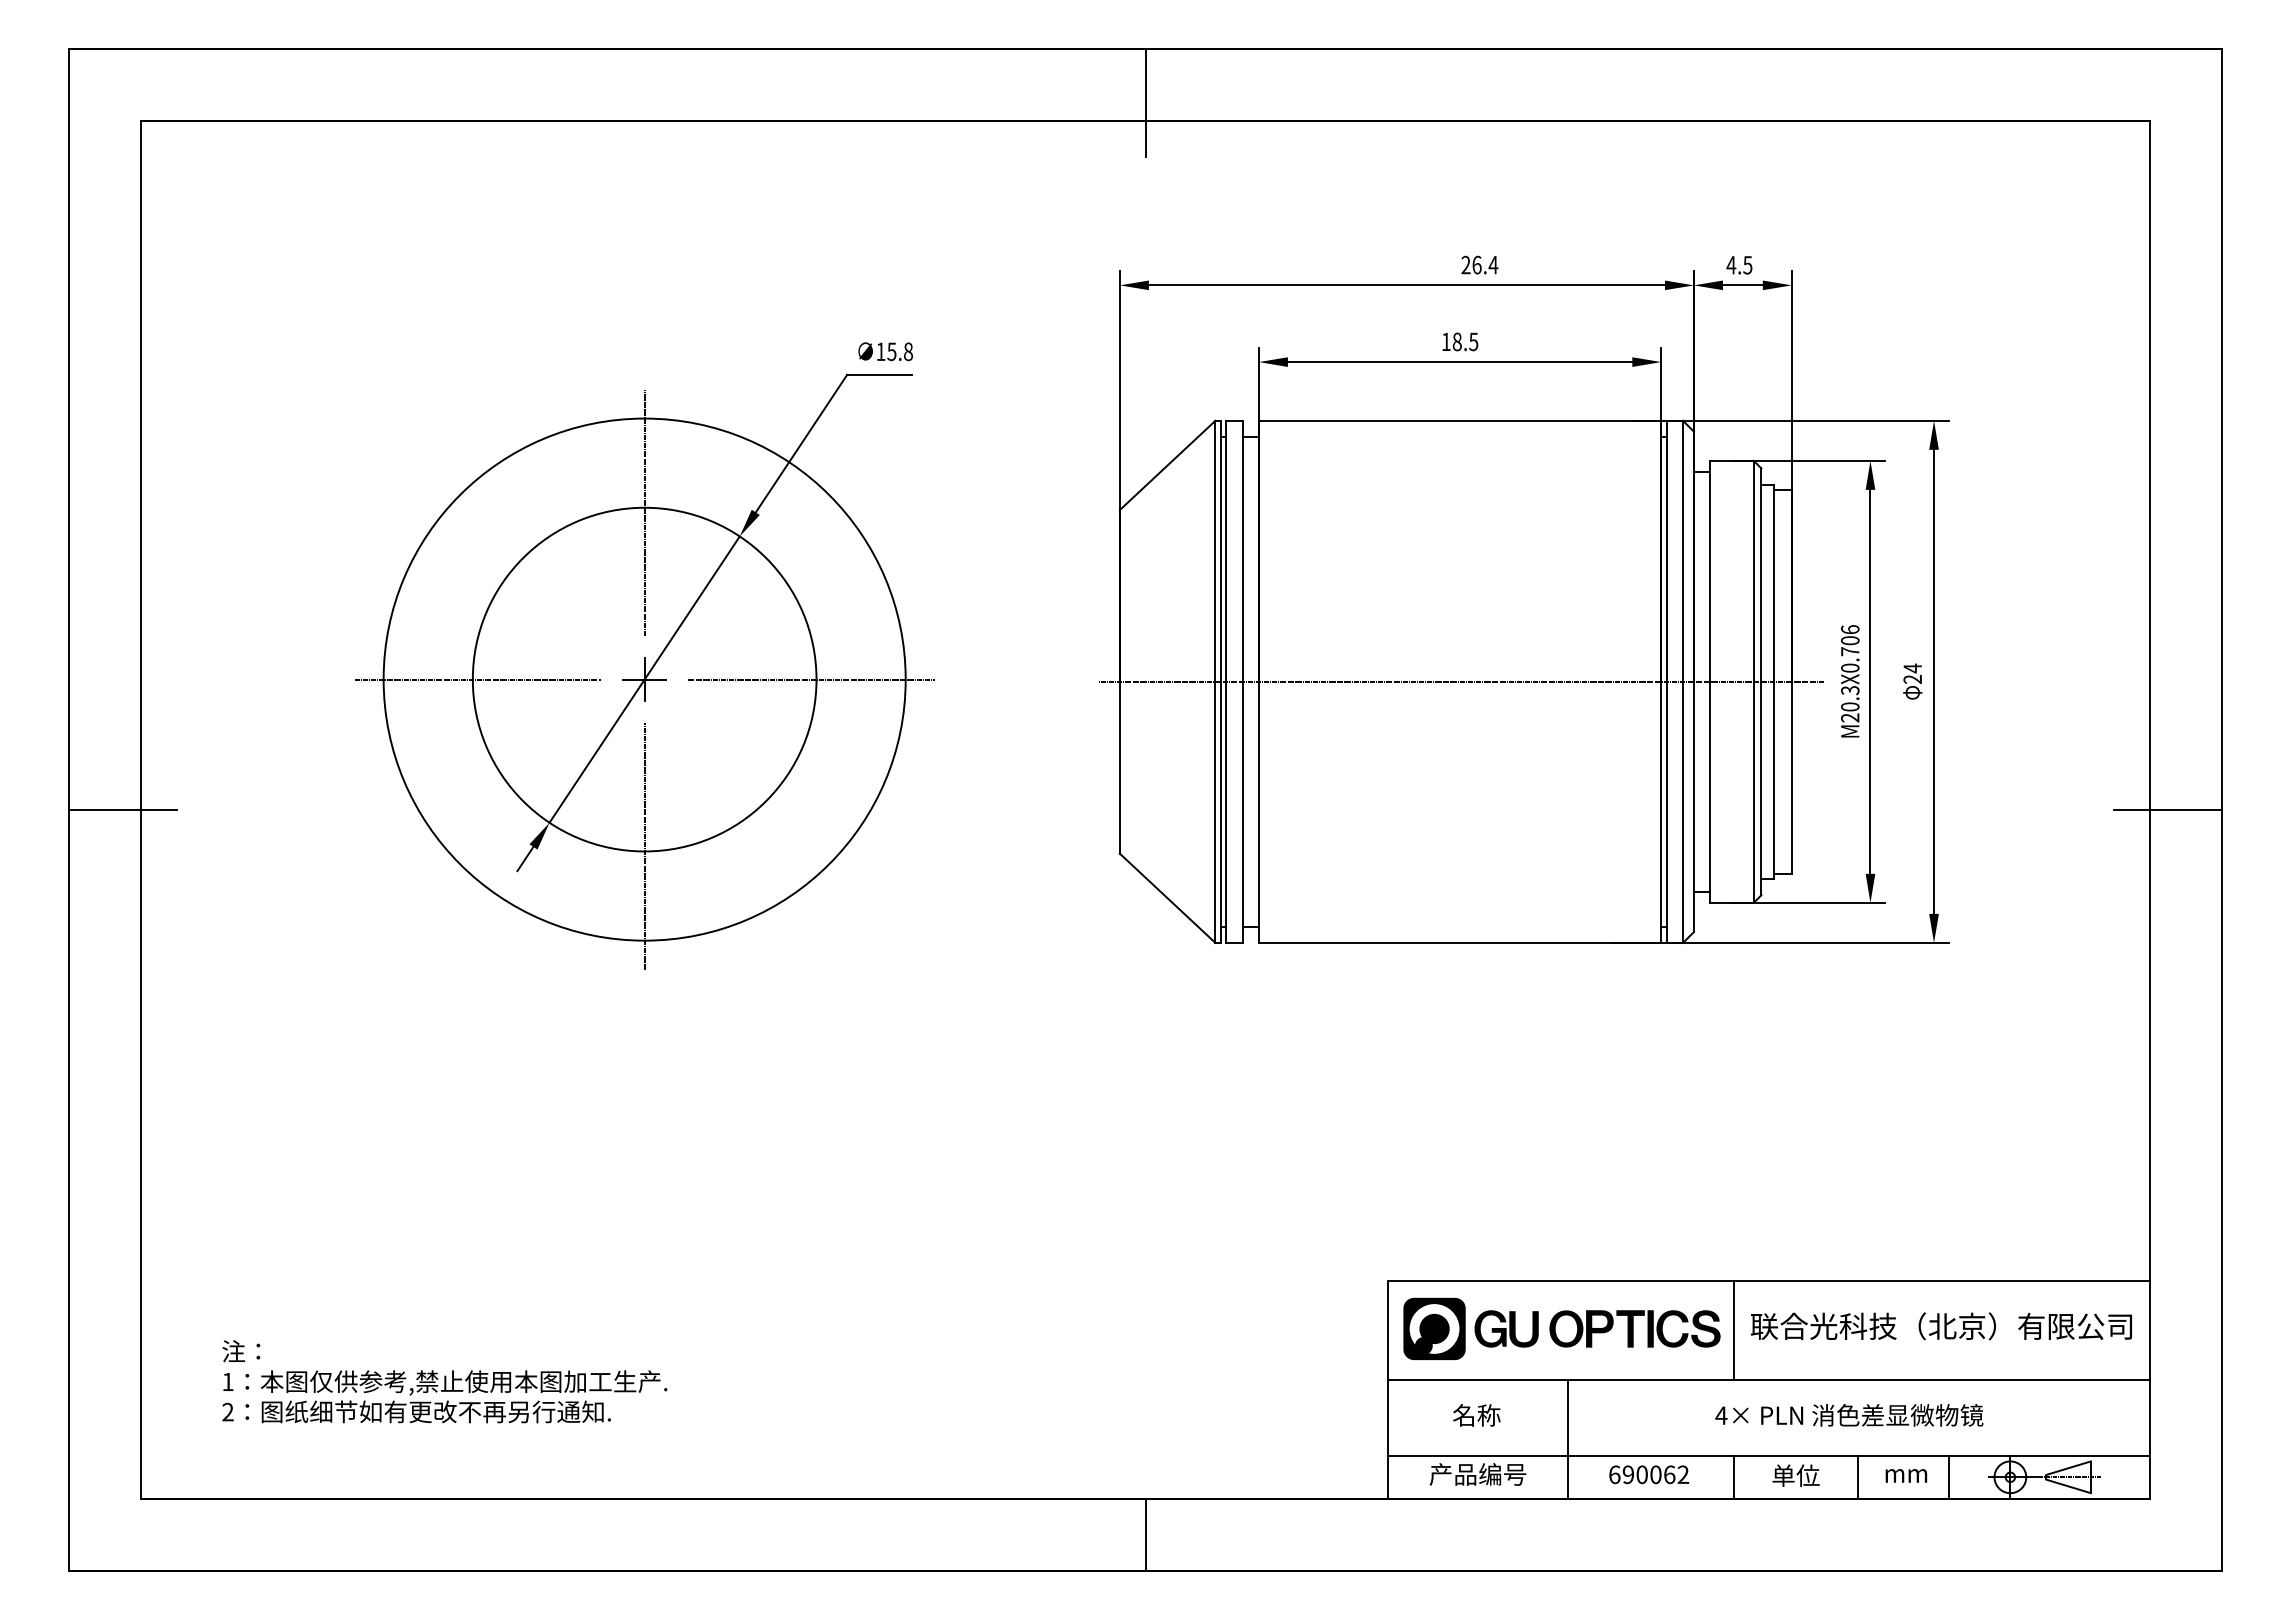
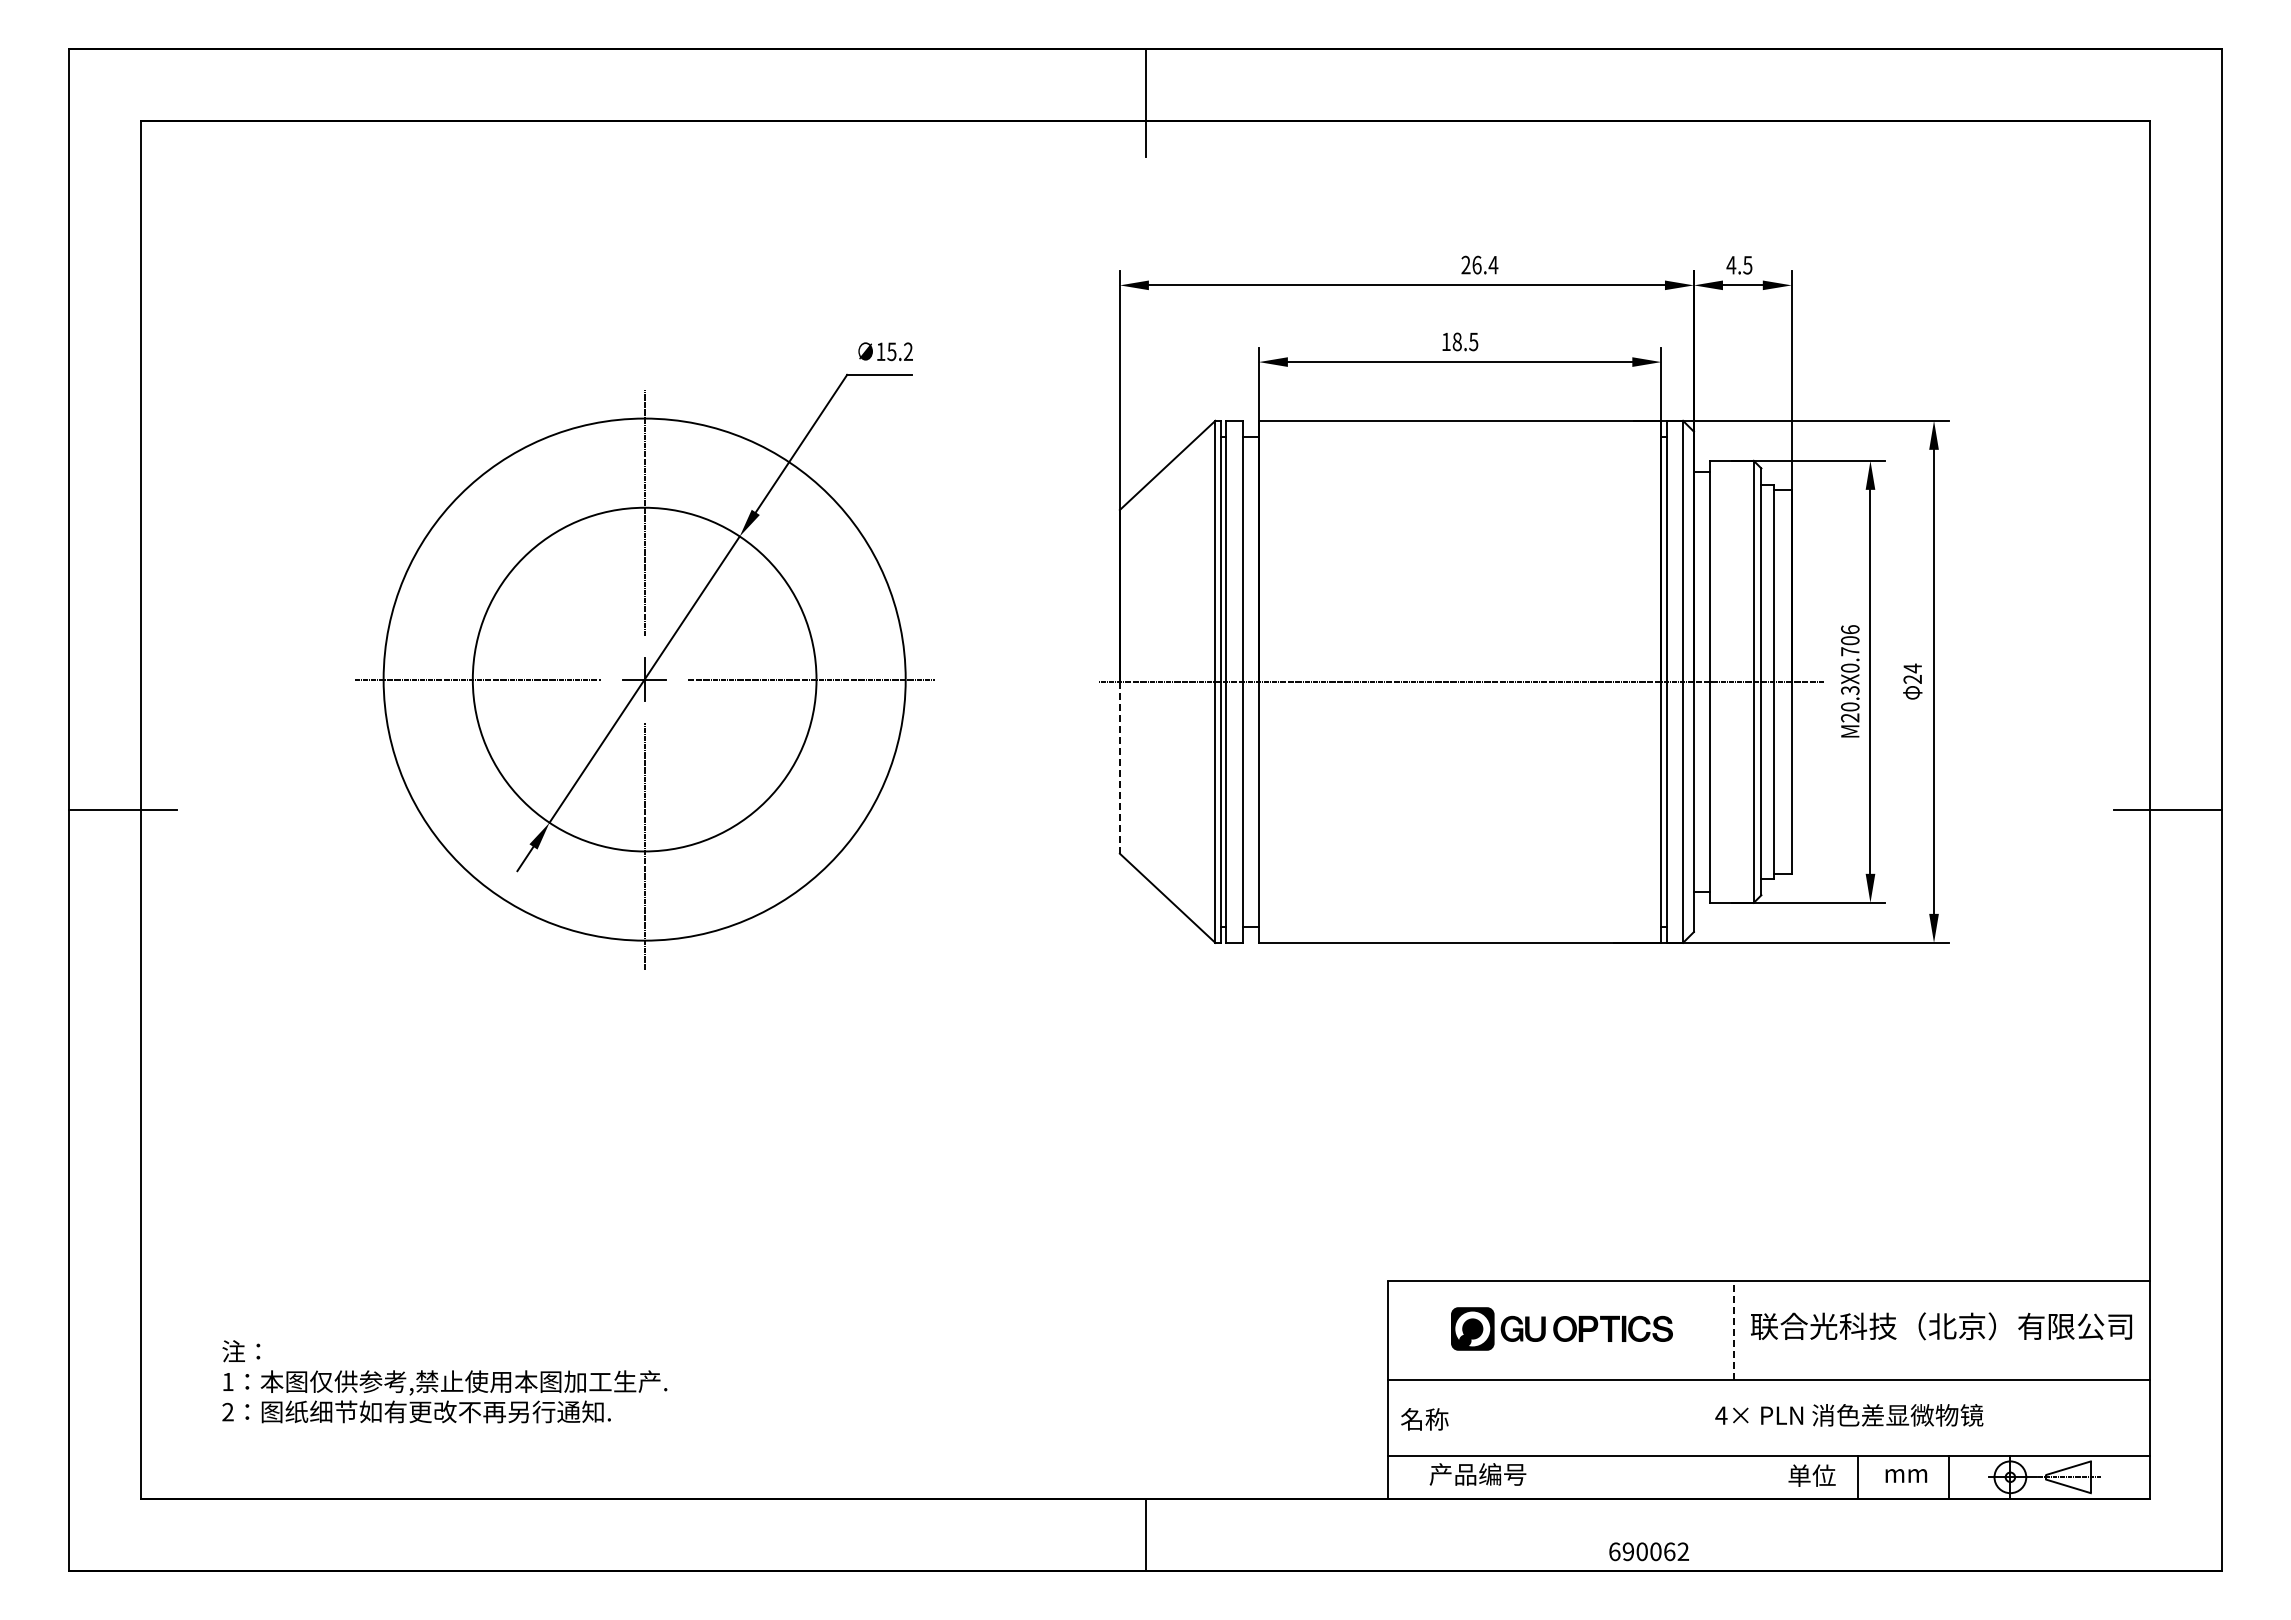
text: 15.8 -> 15.2 (908, 351)
line: solid -> dashed (1119, 767)
part size: 318x64 px -> 222x44 px (1561, 1328)
line: solid -> dashed (1733, 1330)
text position: (1476, 1415) -> (1424, 1419) (1424, 1419)
line: present -> none (1567, 1439)
text position: (1648, 1474) -> (1648, 1551) (1648, 1551)
text position: (1795, 1475) -> (1811, 1475) (1811, 1475)
line: present -> none (1733, 1477)
